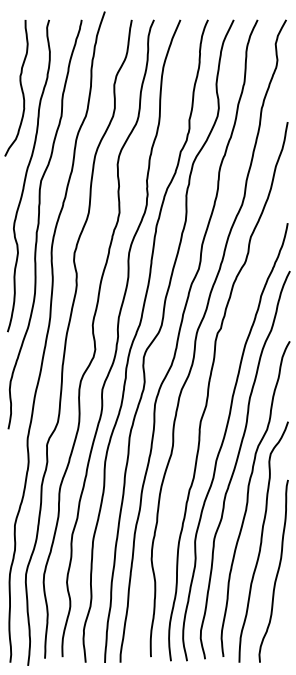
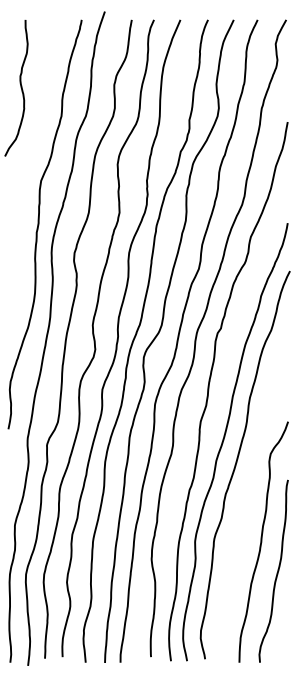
curve: present -> none (26, 175)
curve: present -> none (248, 498)
